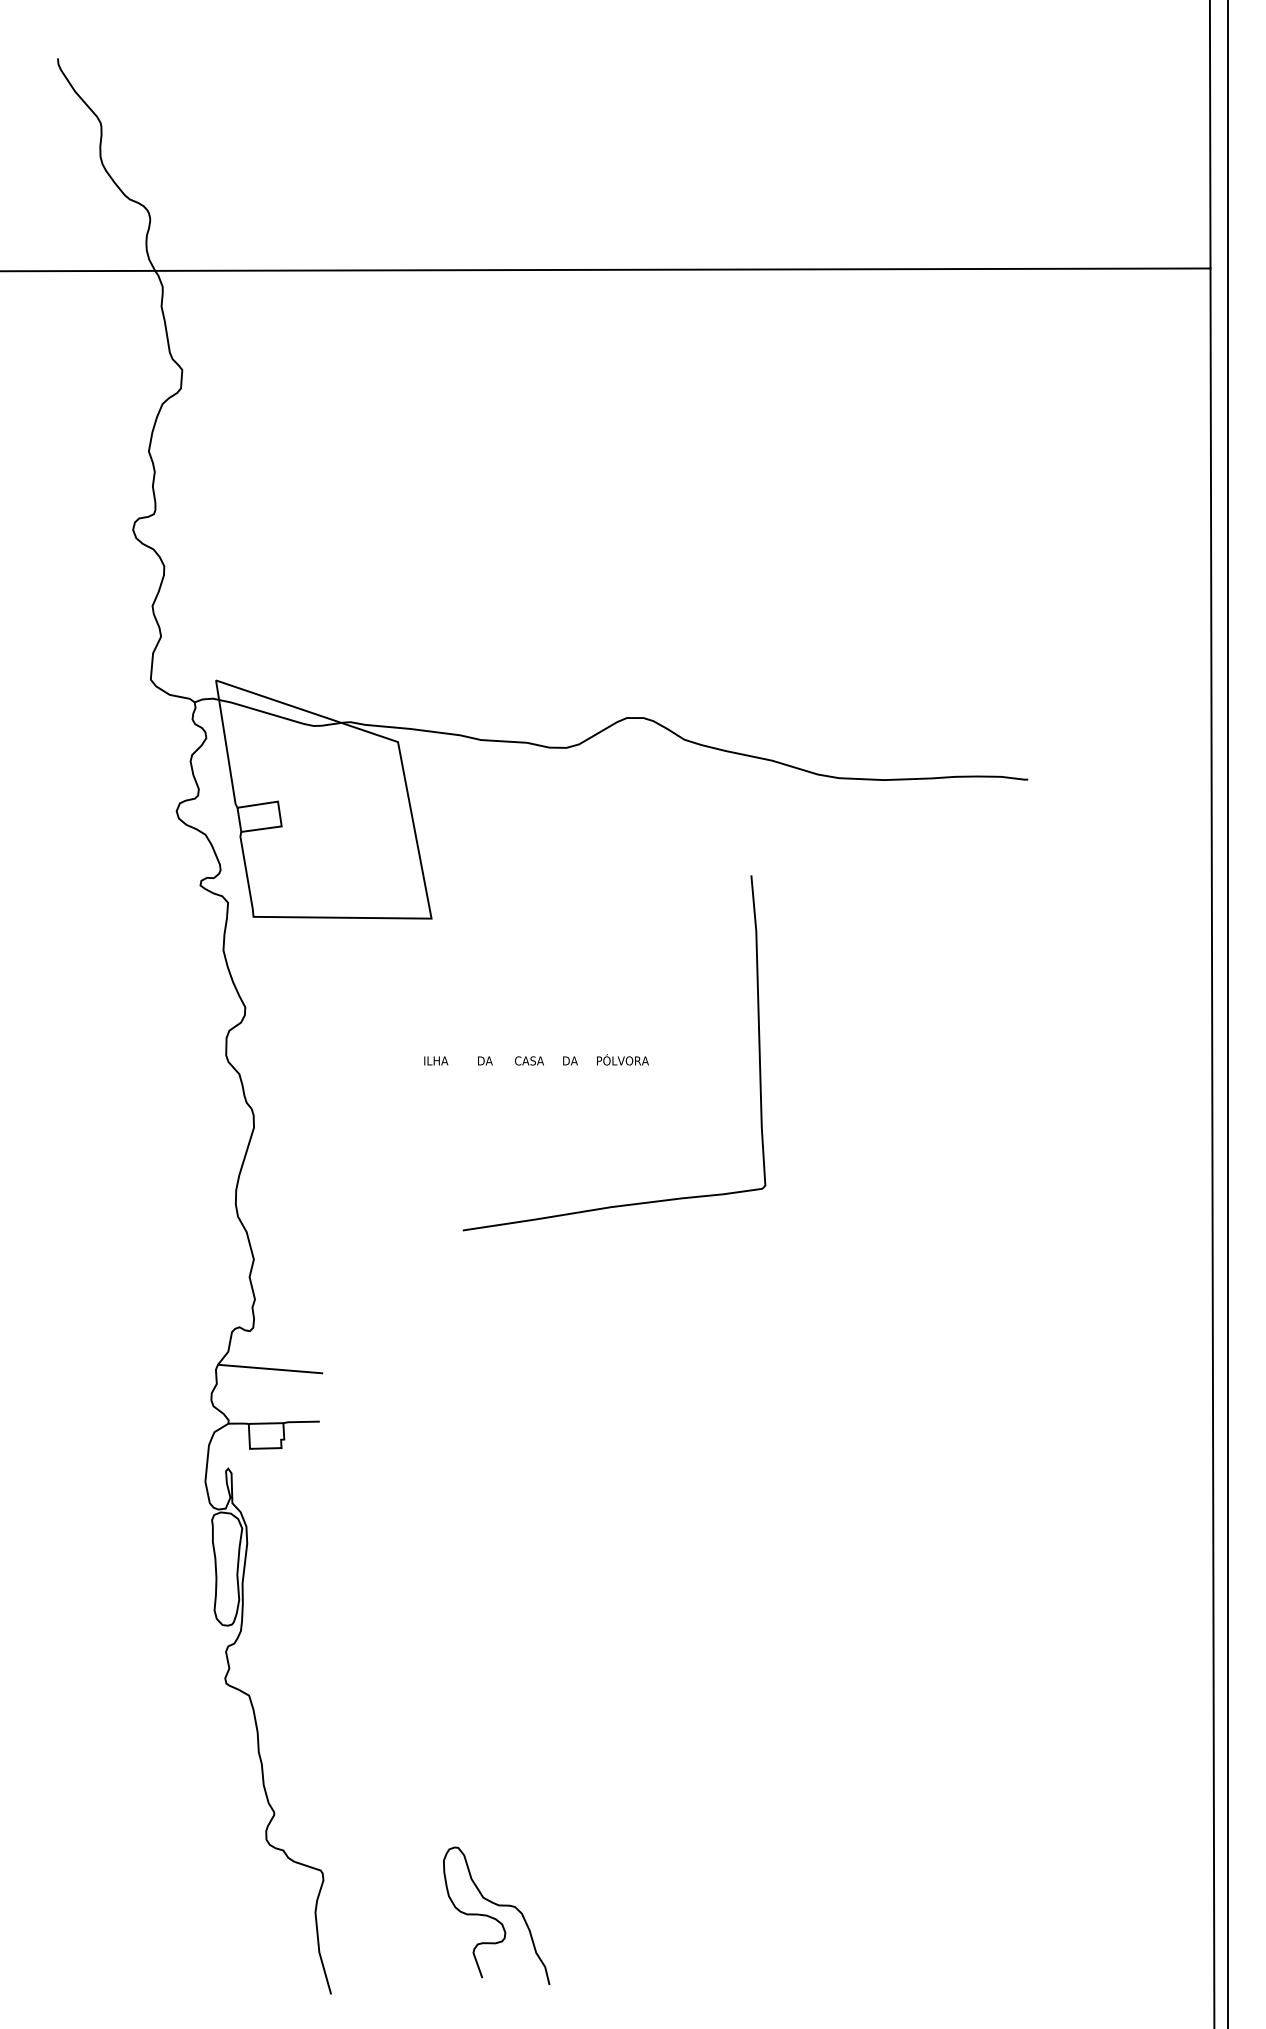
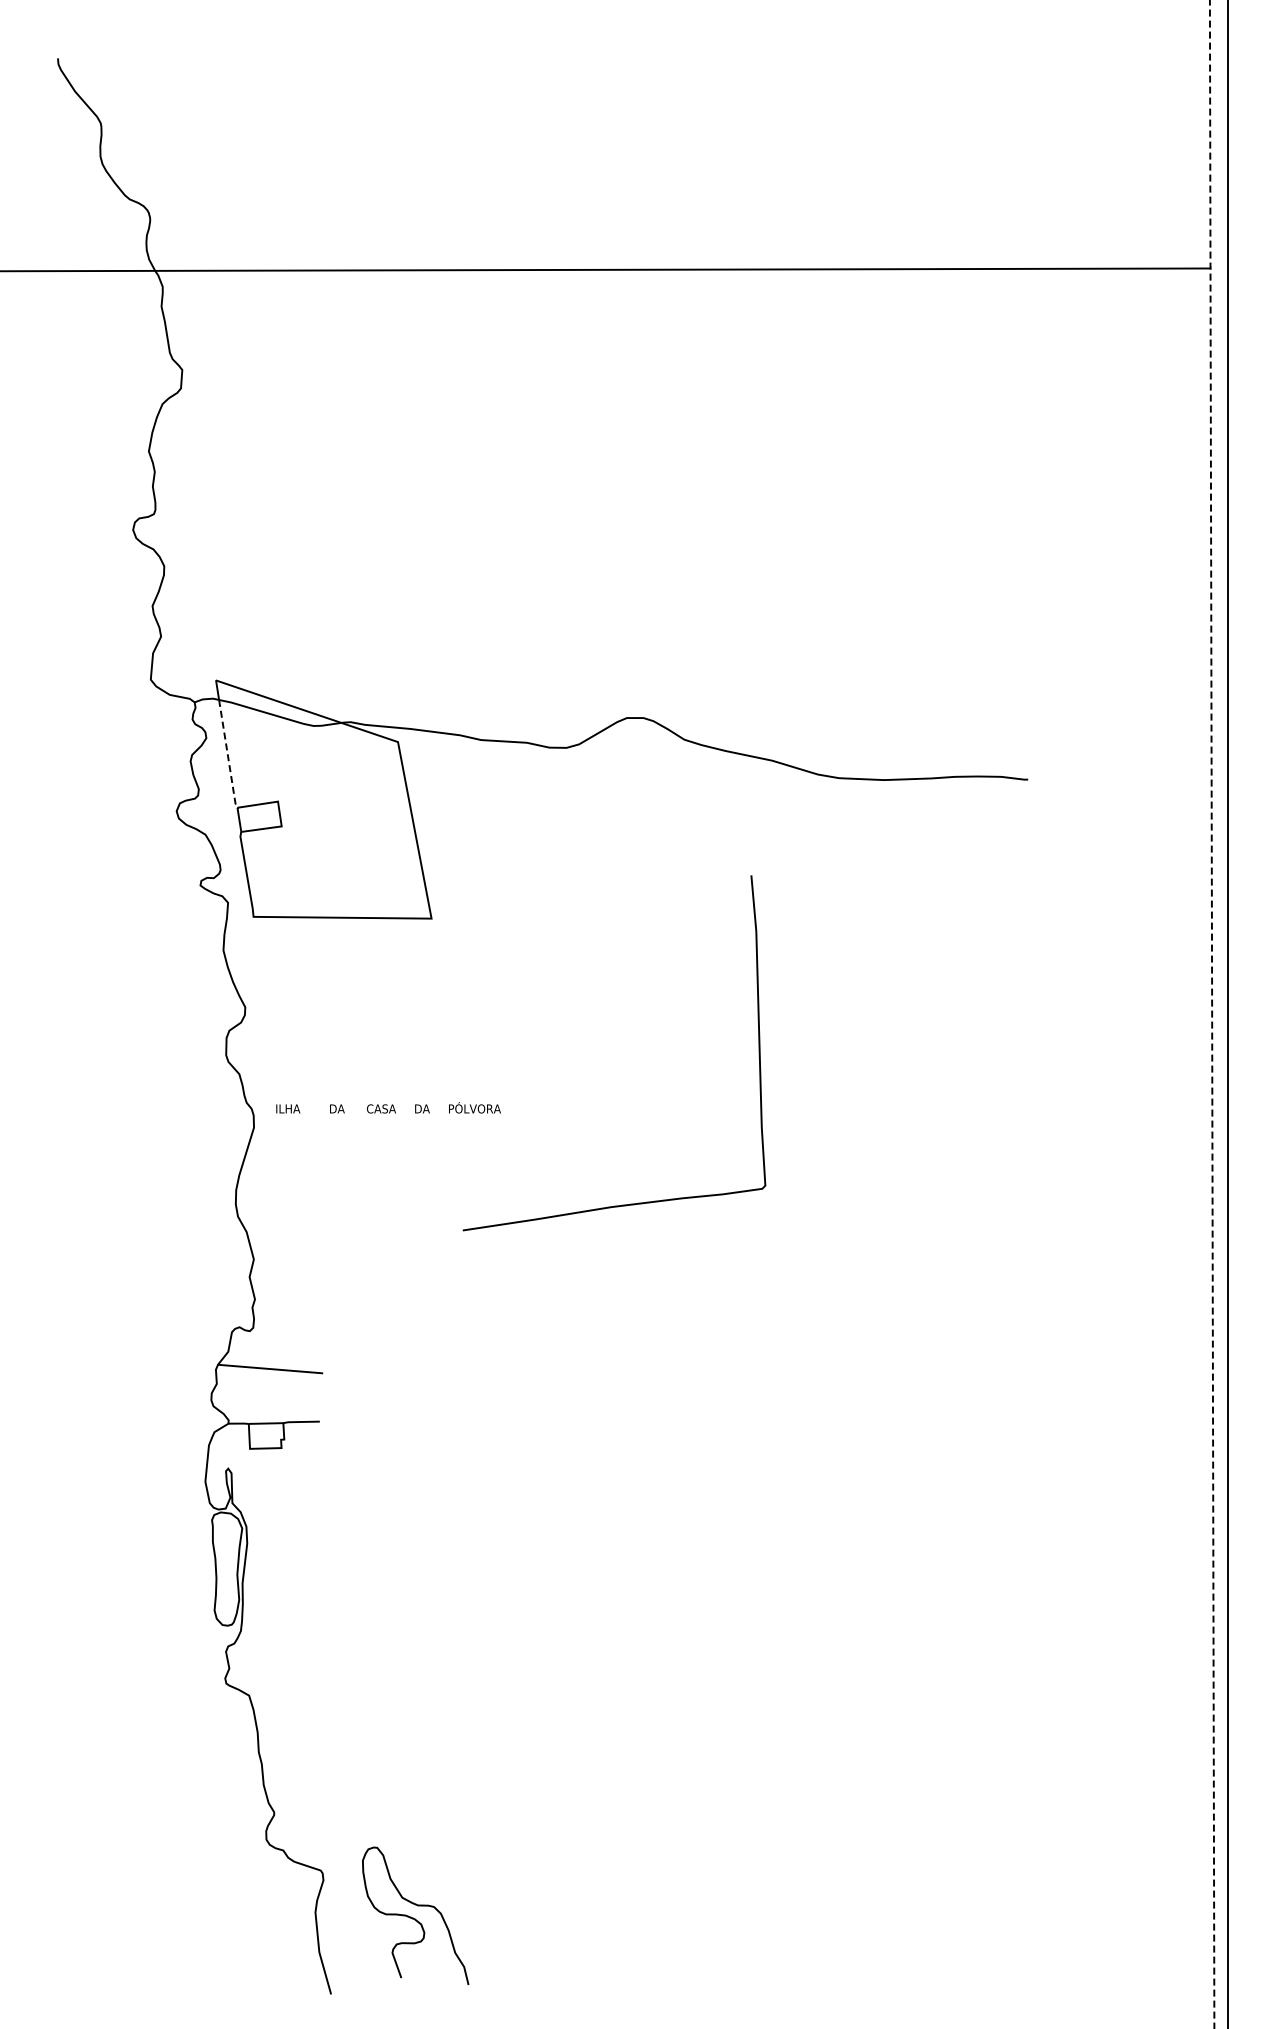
line: solid -> dashed (227, 754)
line: solid -> dashed (1212, 1014)
text position: (536, 1059) -> (388, 1107) (388, 1107)
curve position: (494, 1917) -> (413, 1917) (413, 1917)
